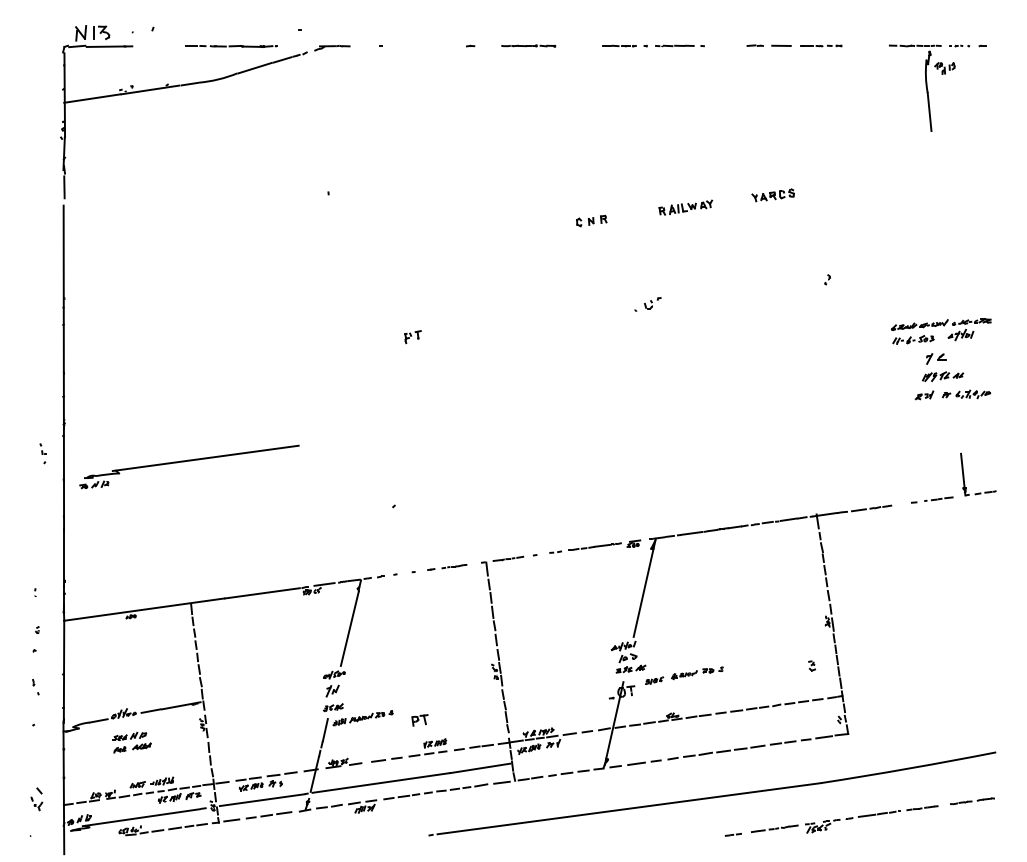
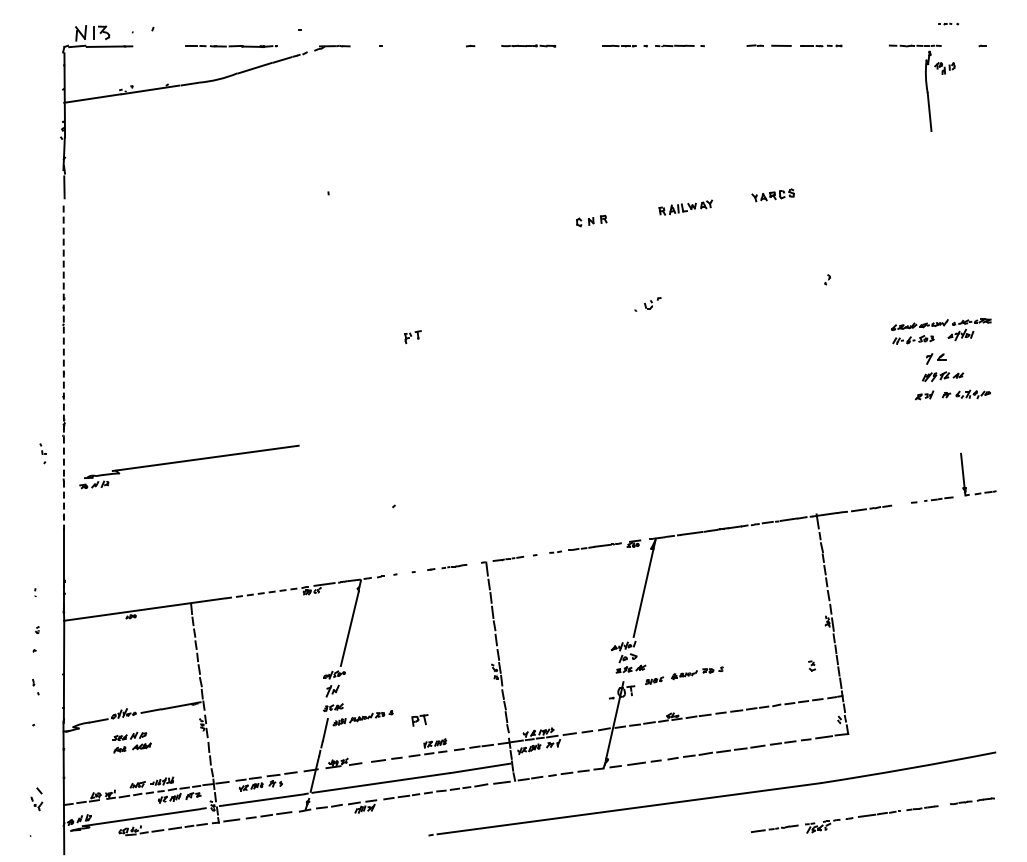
part position: (959, 45) -> (948, 23) (948, 23)
line: solid -> dashed (63, 368)
line: solid -> dashed (262, 593)
line: present -> none (732, 834)
